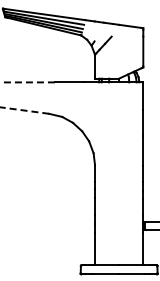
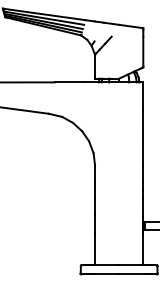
line: dashed -> solid (27, 82)
line: dashed -> solid (25, 110)
